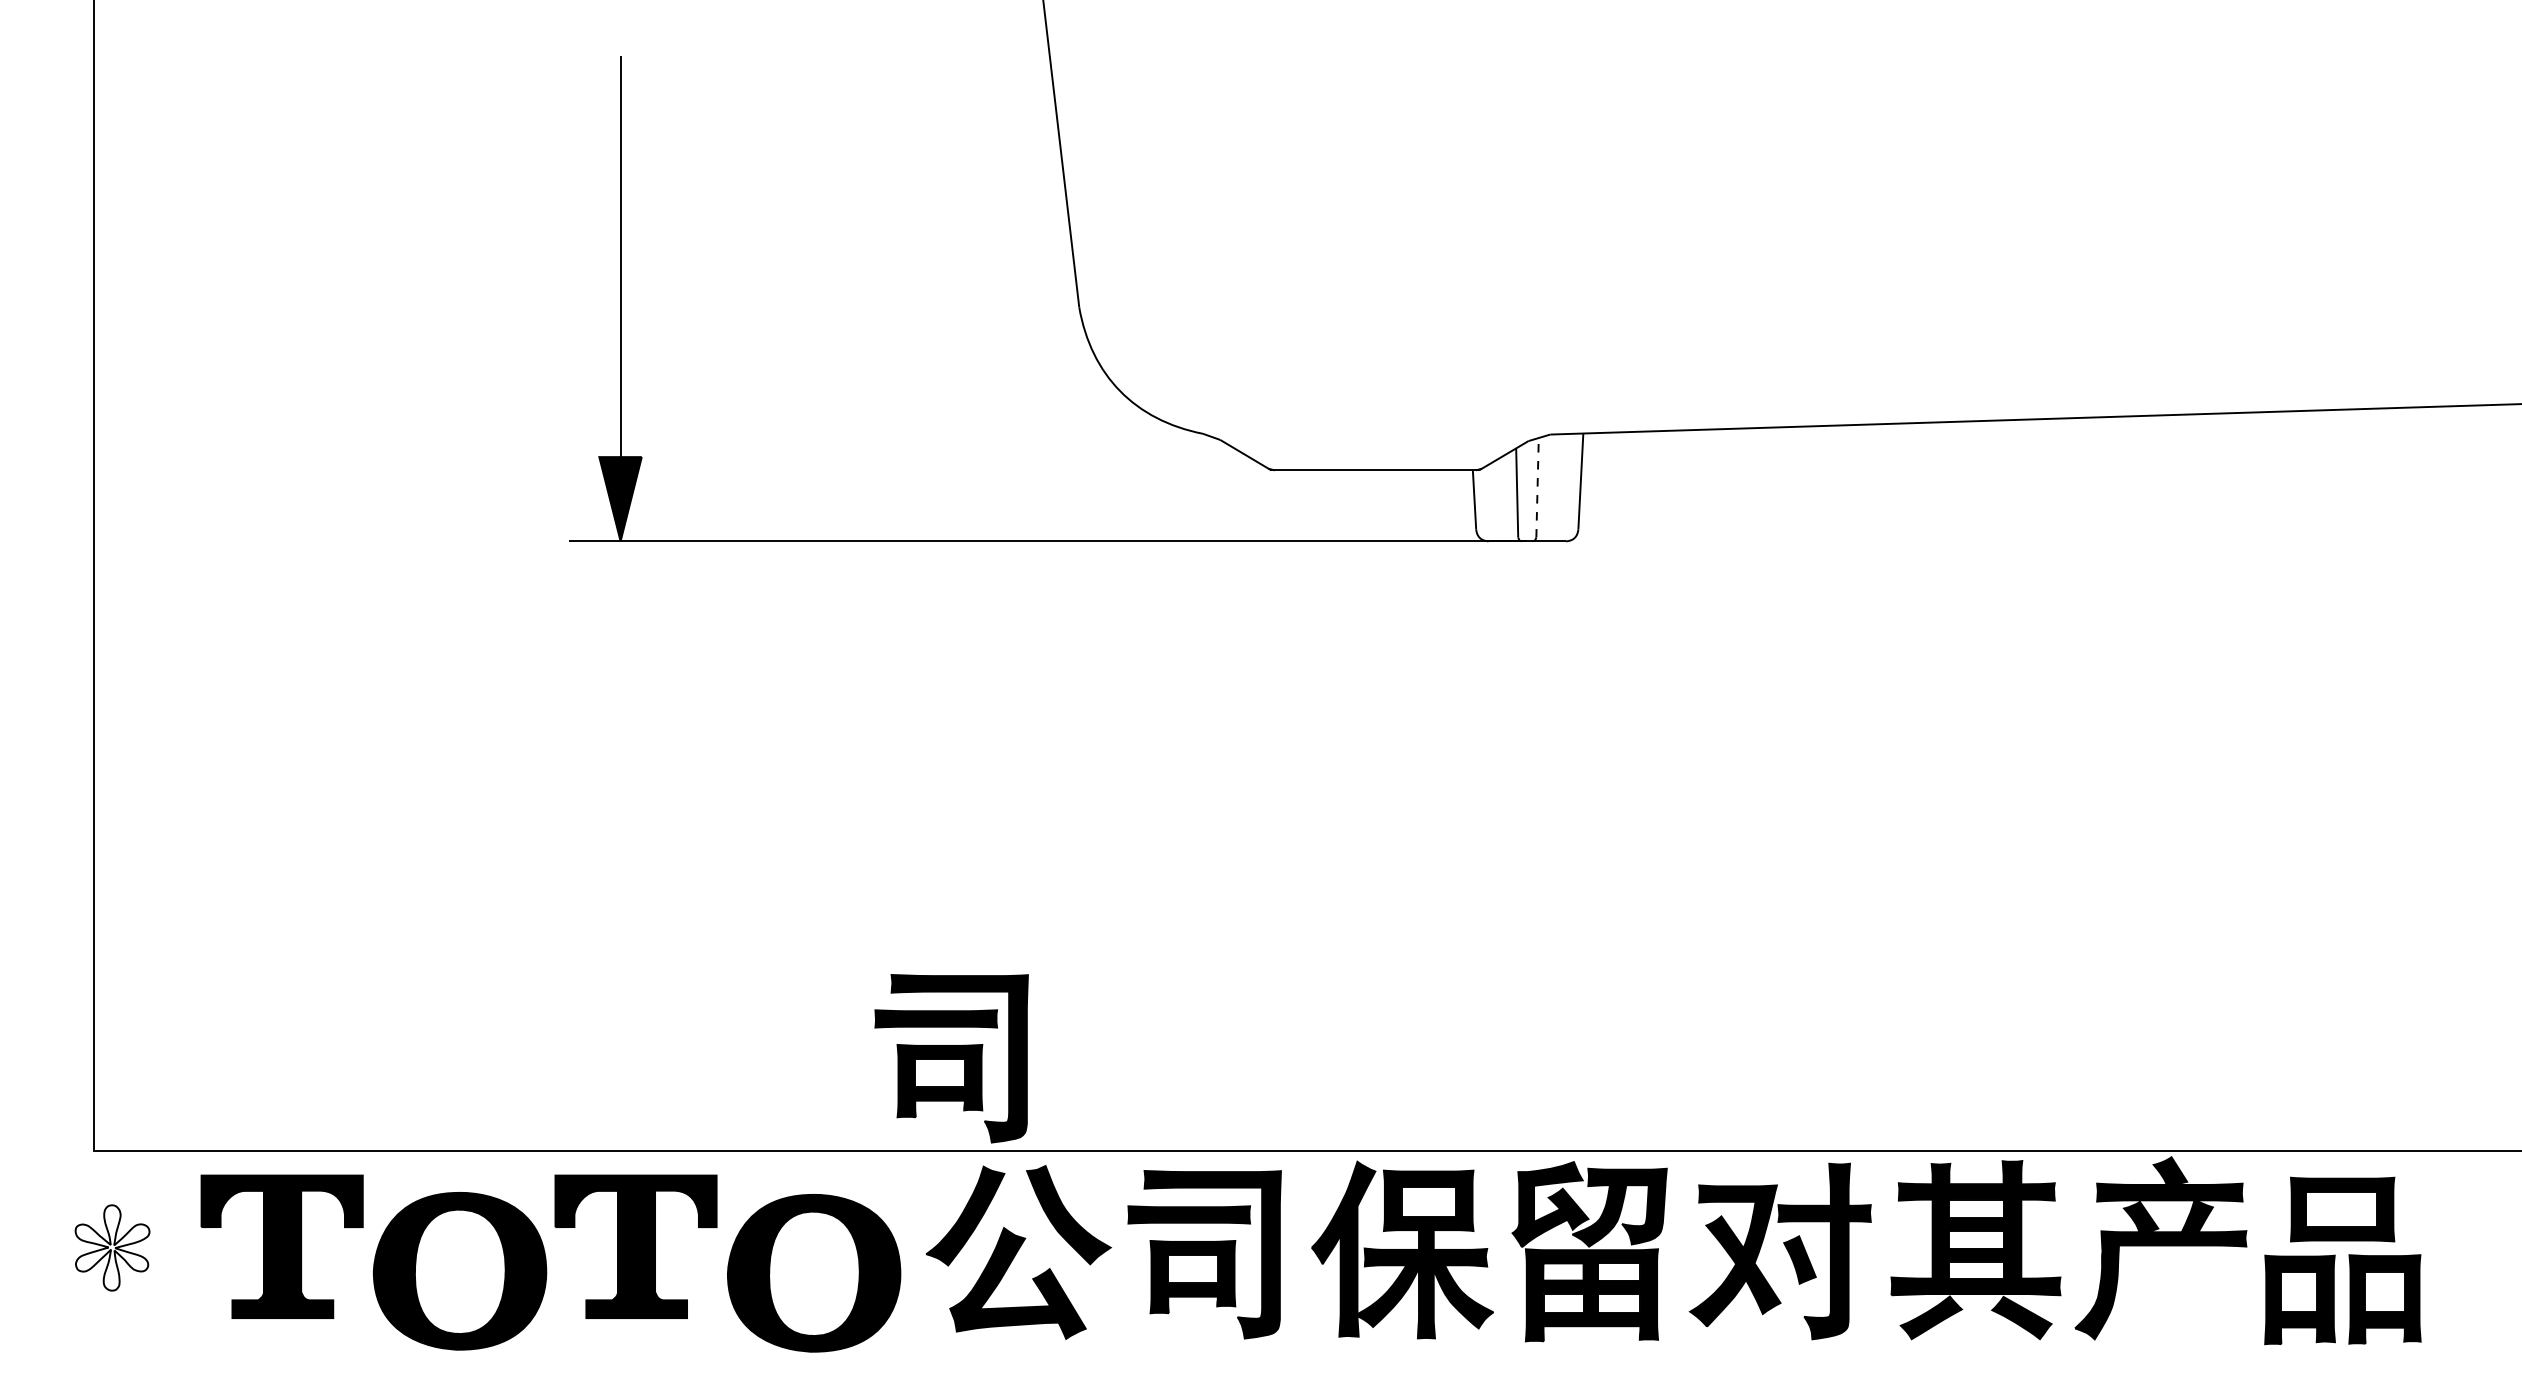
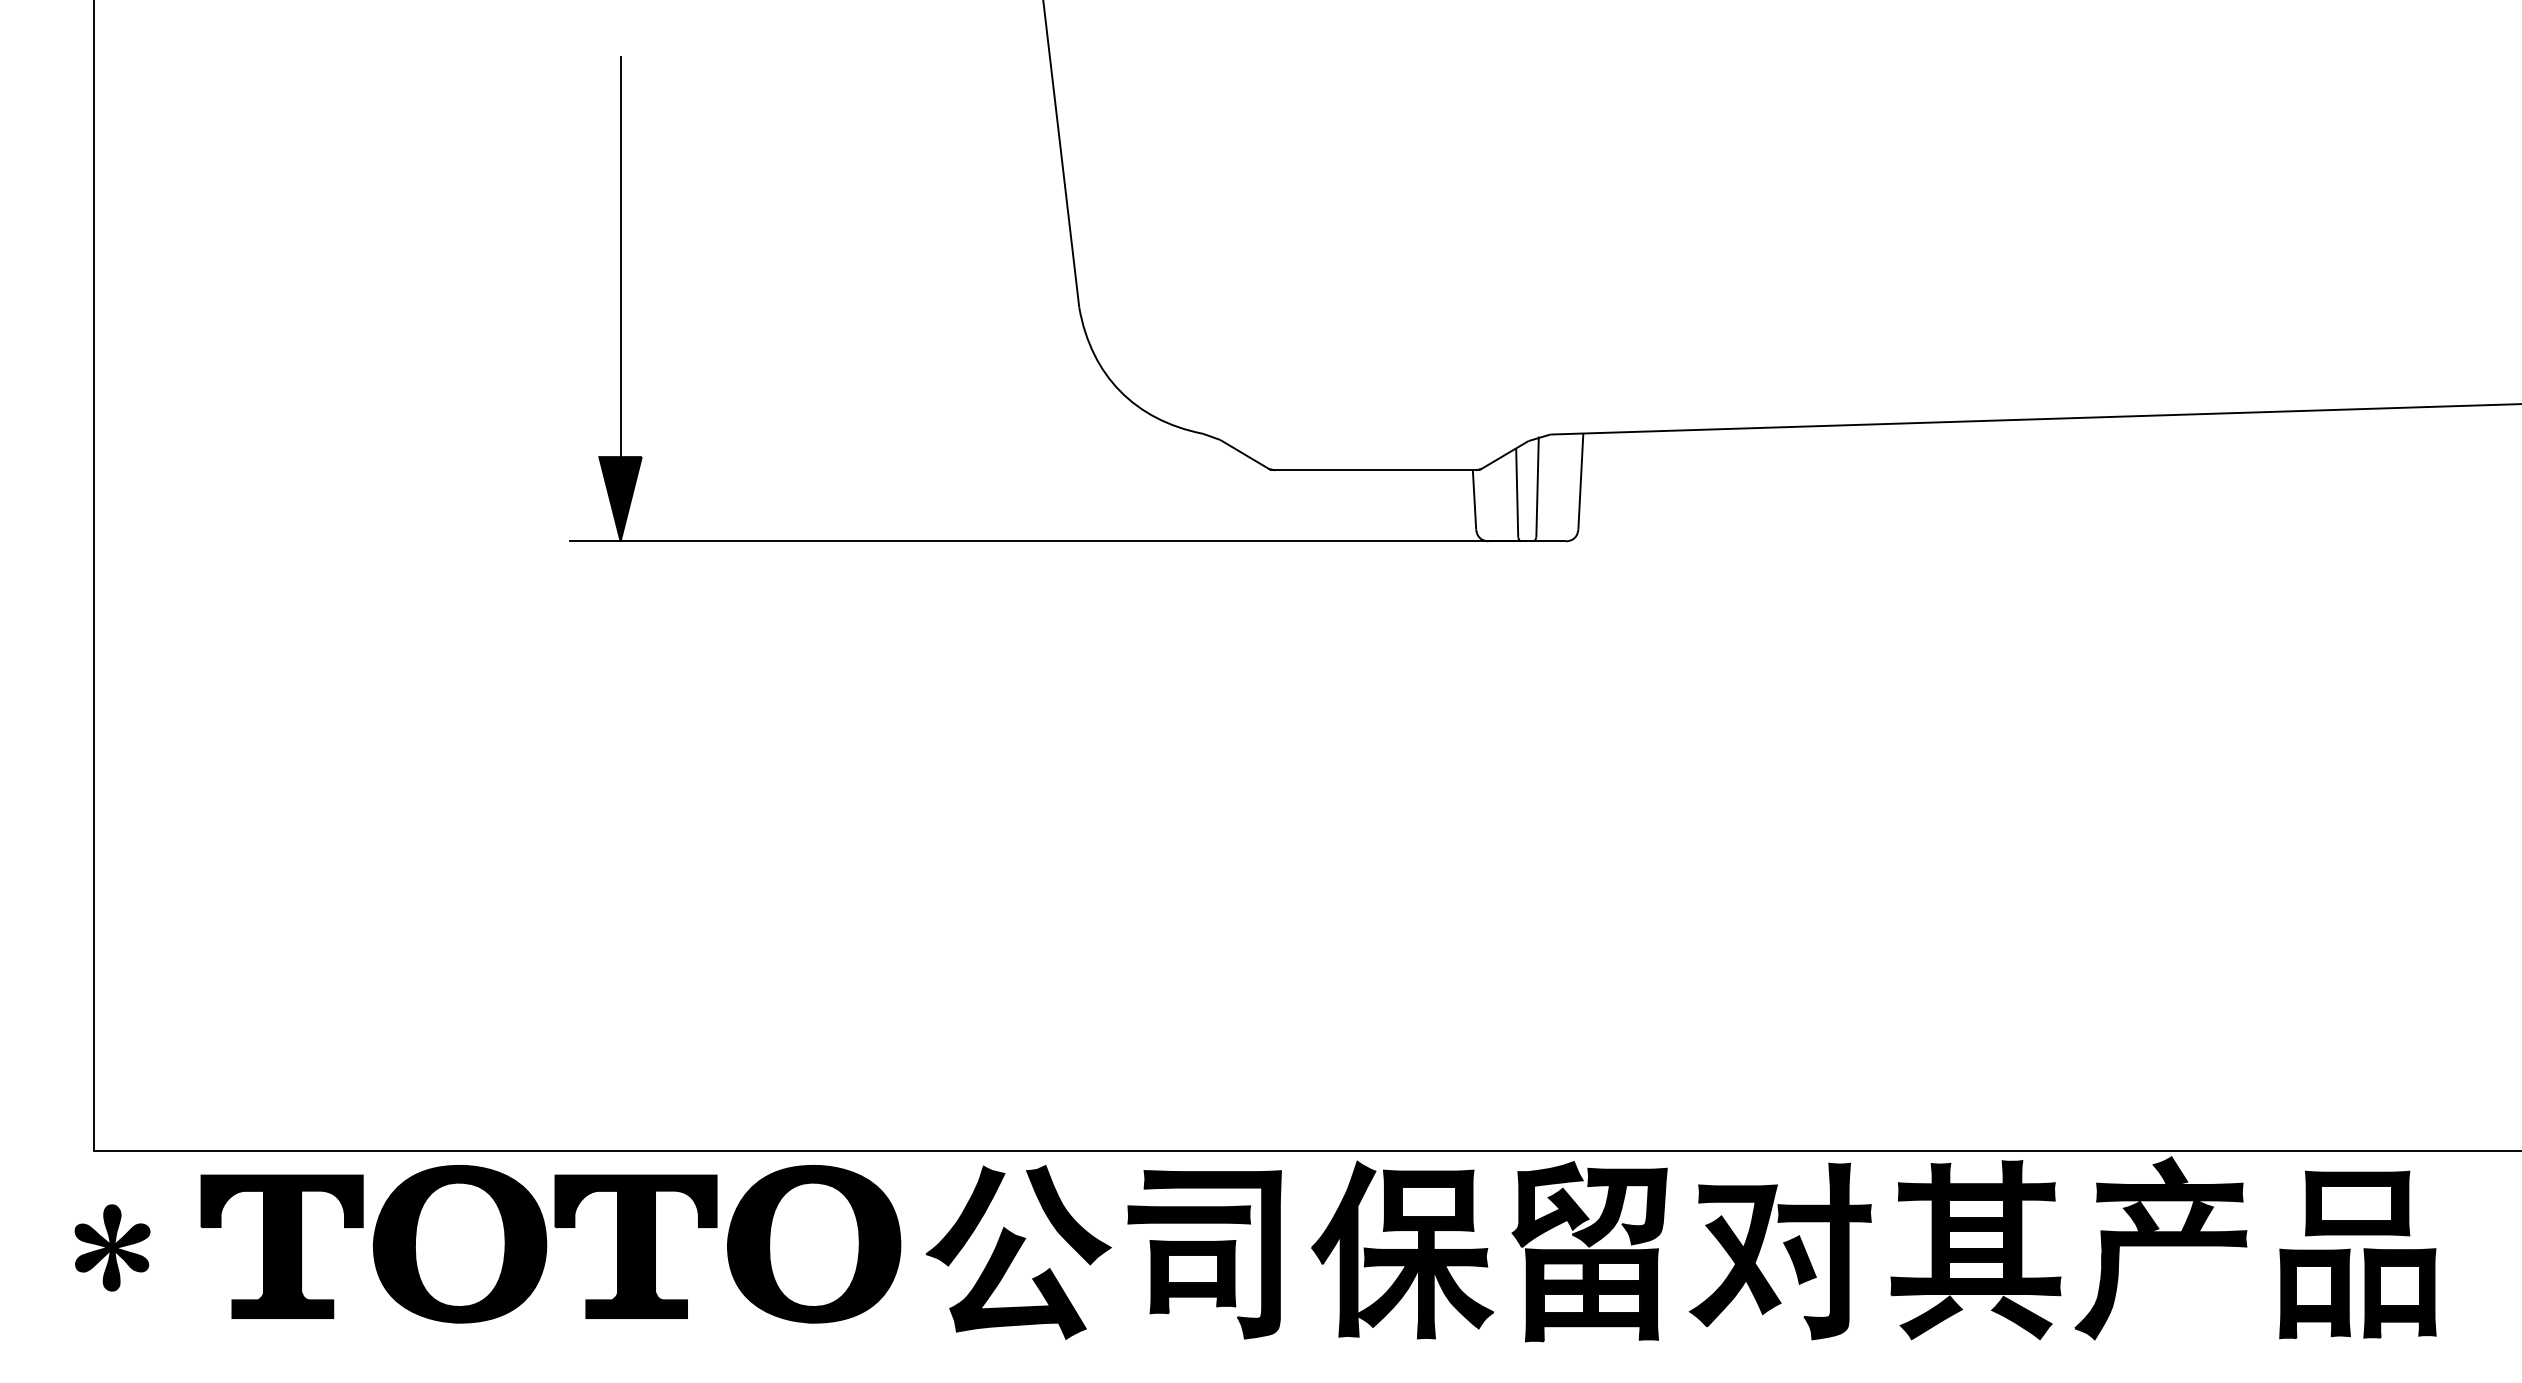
line: dashed -> solid (1537, 487)
part: present -> none (951, 1058)
fill: none -> present (112, 1247)
part position: (2348, 1258) -> (2363, 1252) (2363, 1252)
part position: (459, 1271) -> (459, 1244) (459, 1244)
part position: (814, 1273) -> (814, 1244) (814, 1244)
